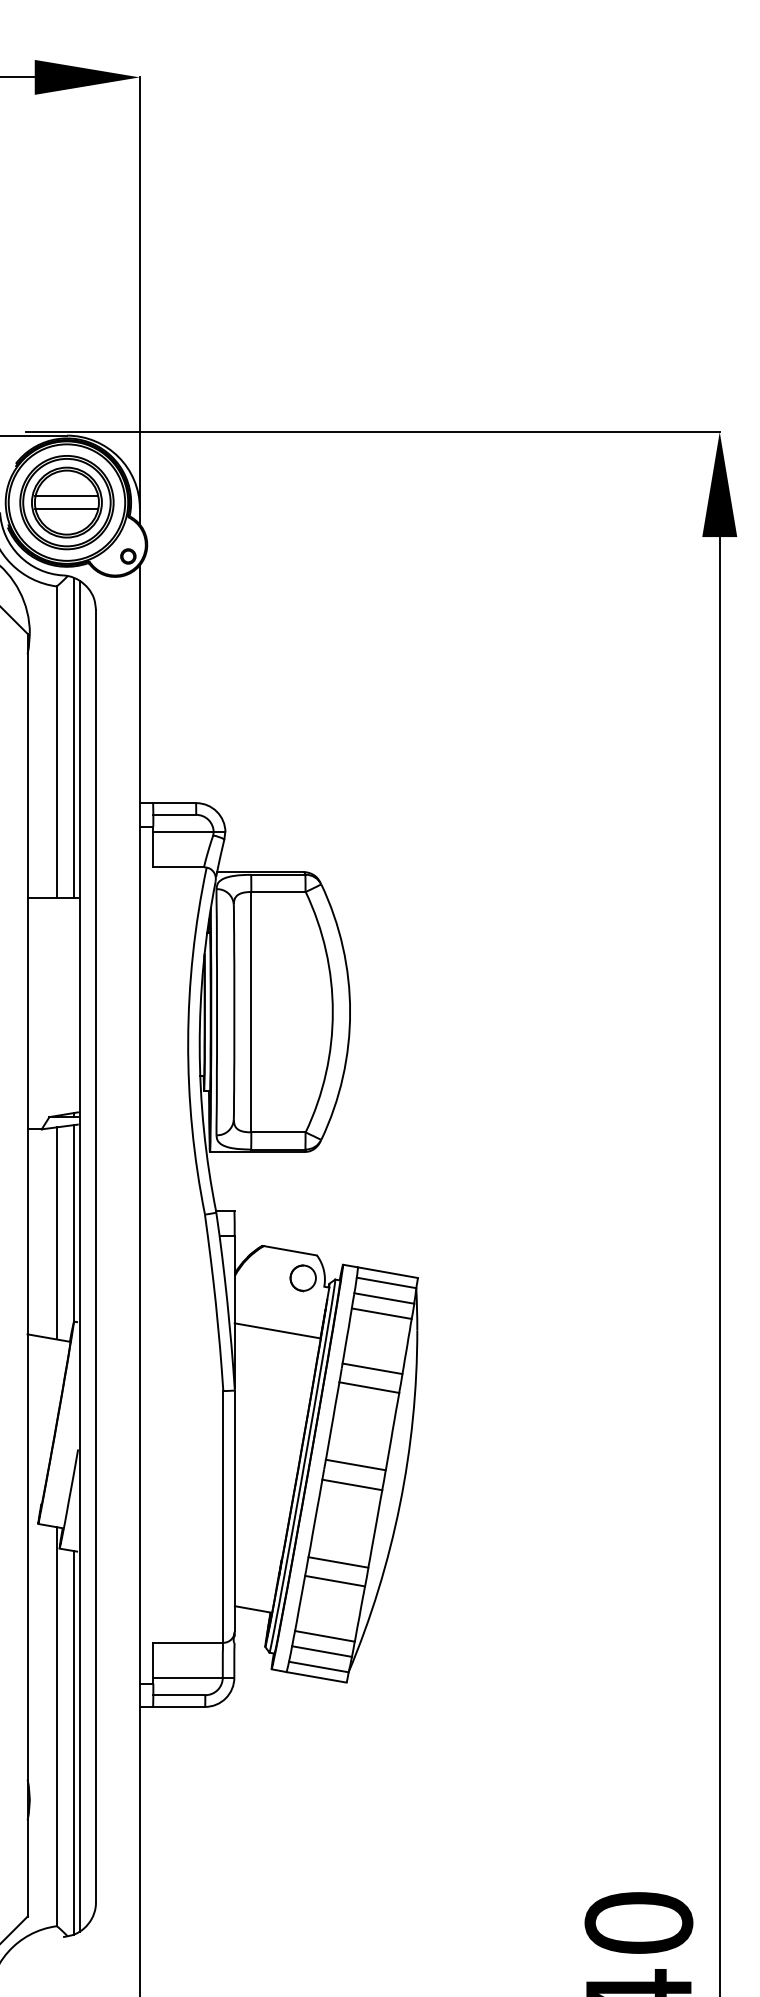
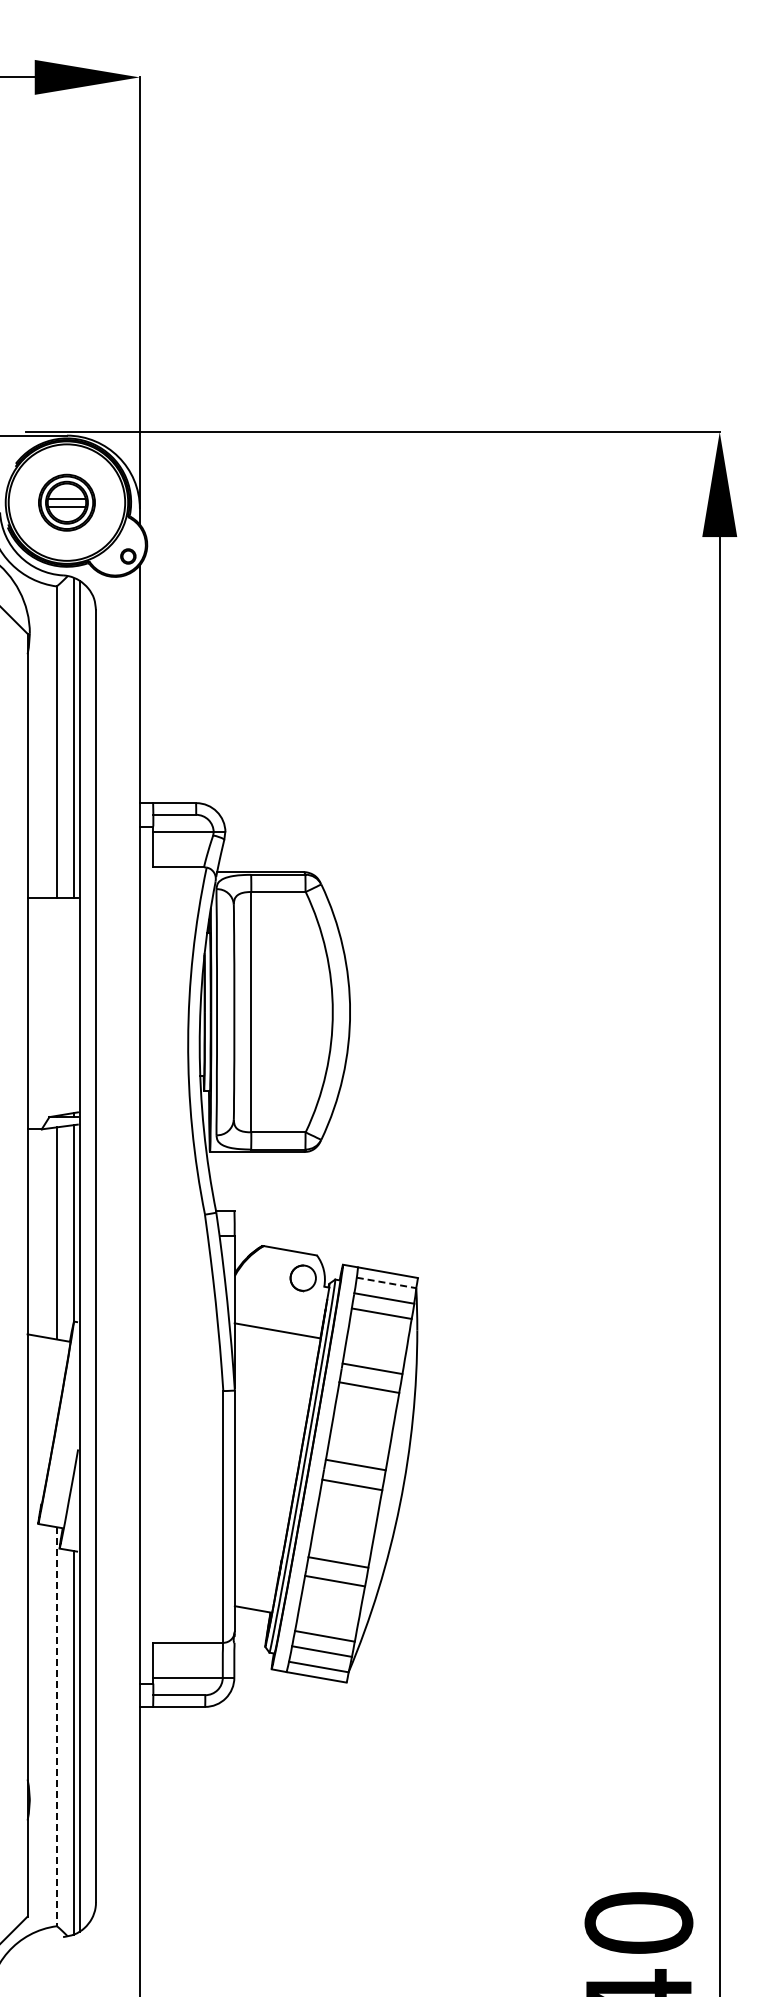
part size: 96x96 px -> 58x59 px (66, 502)
line: solid -> dashed (387, 1283)
line: solid -> dashed (56, 1727)
